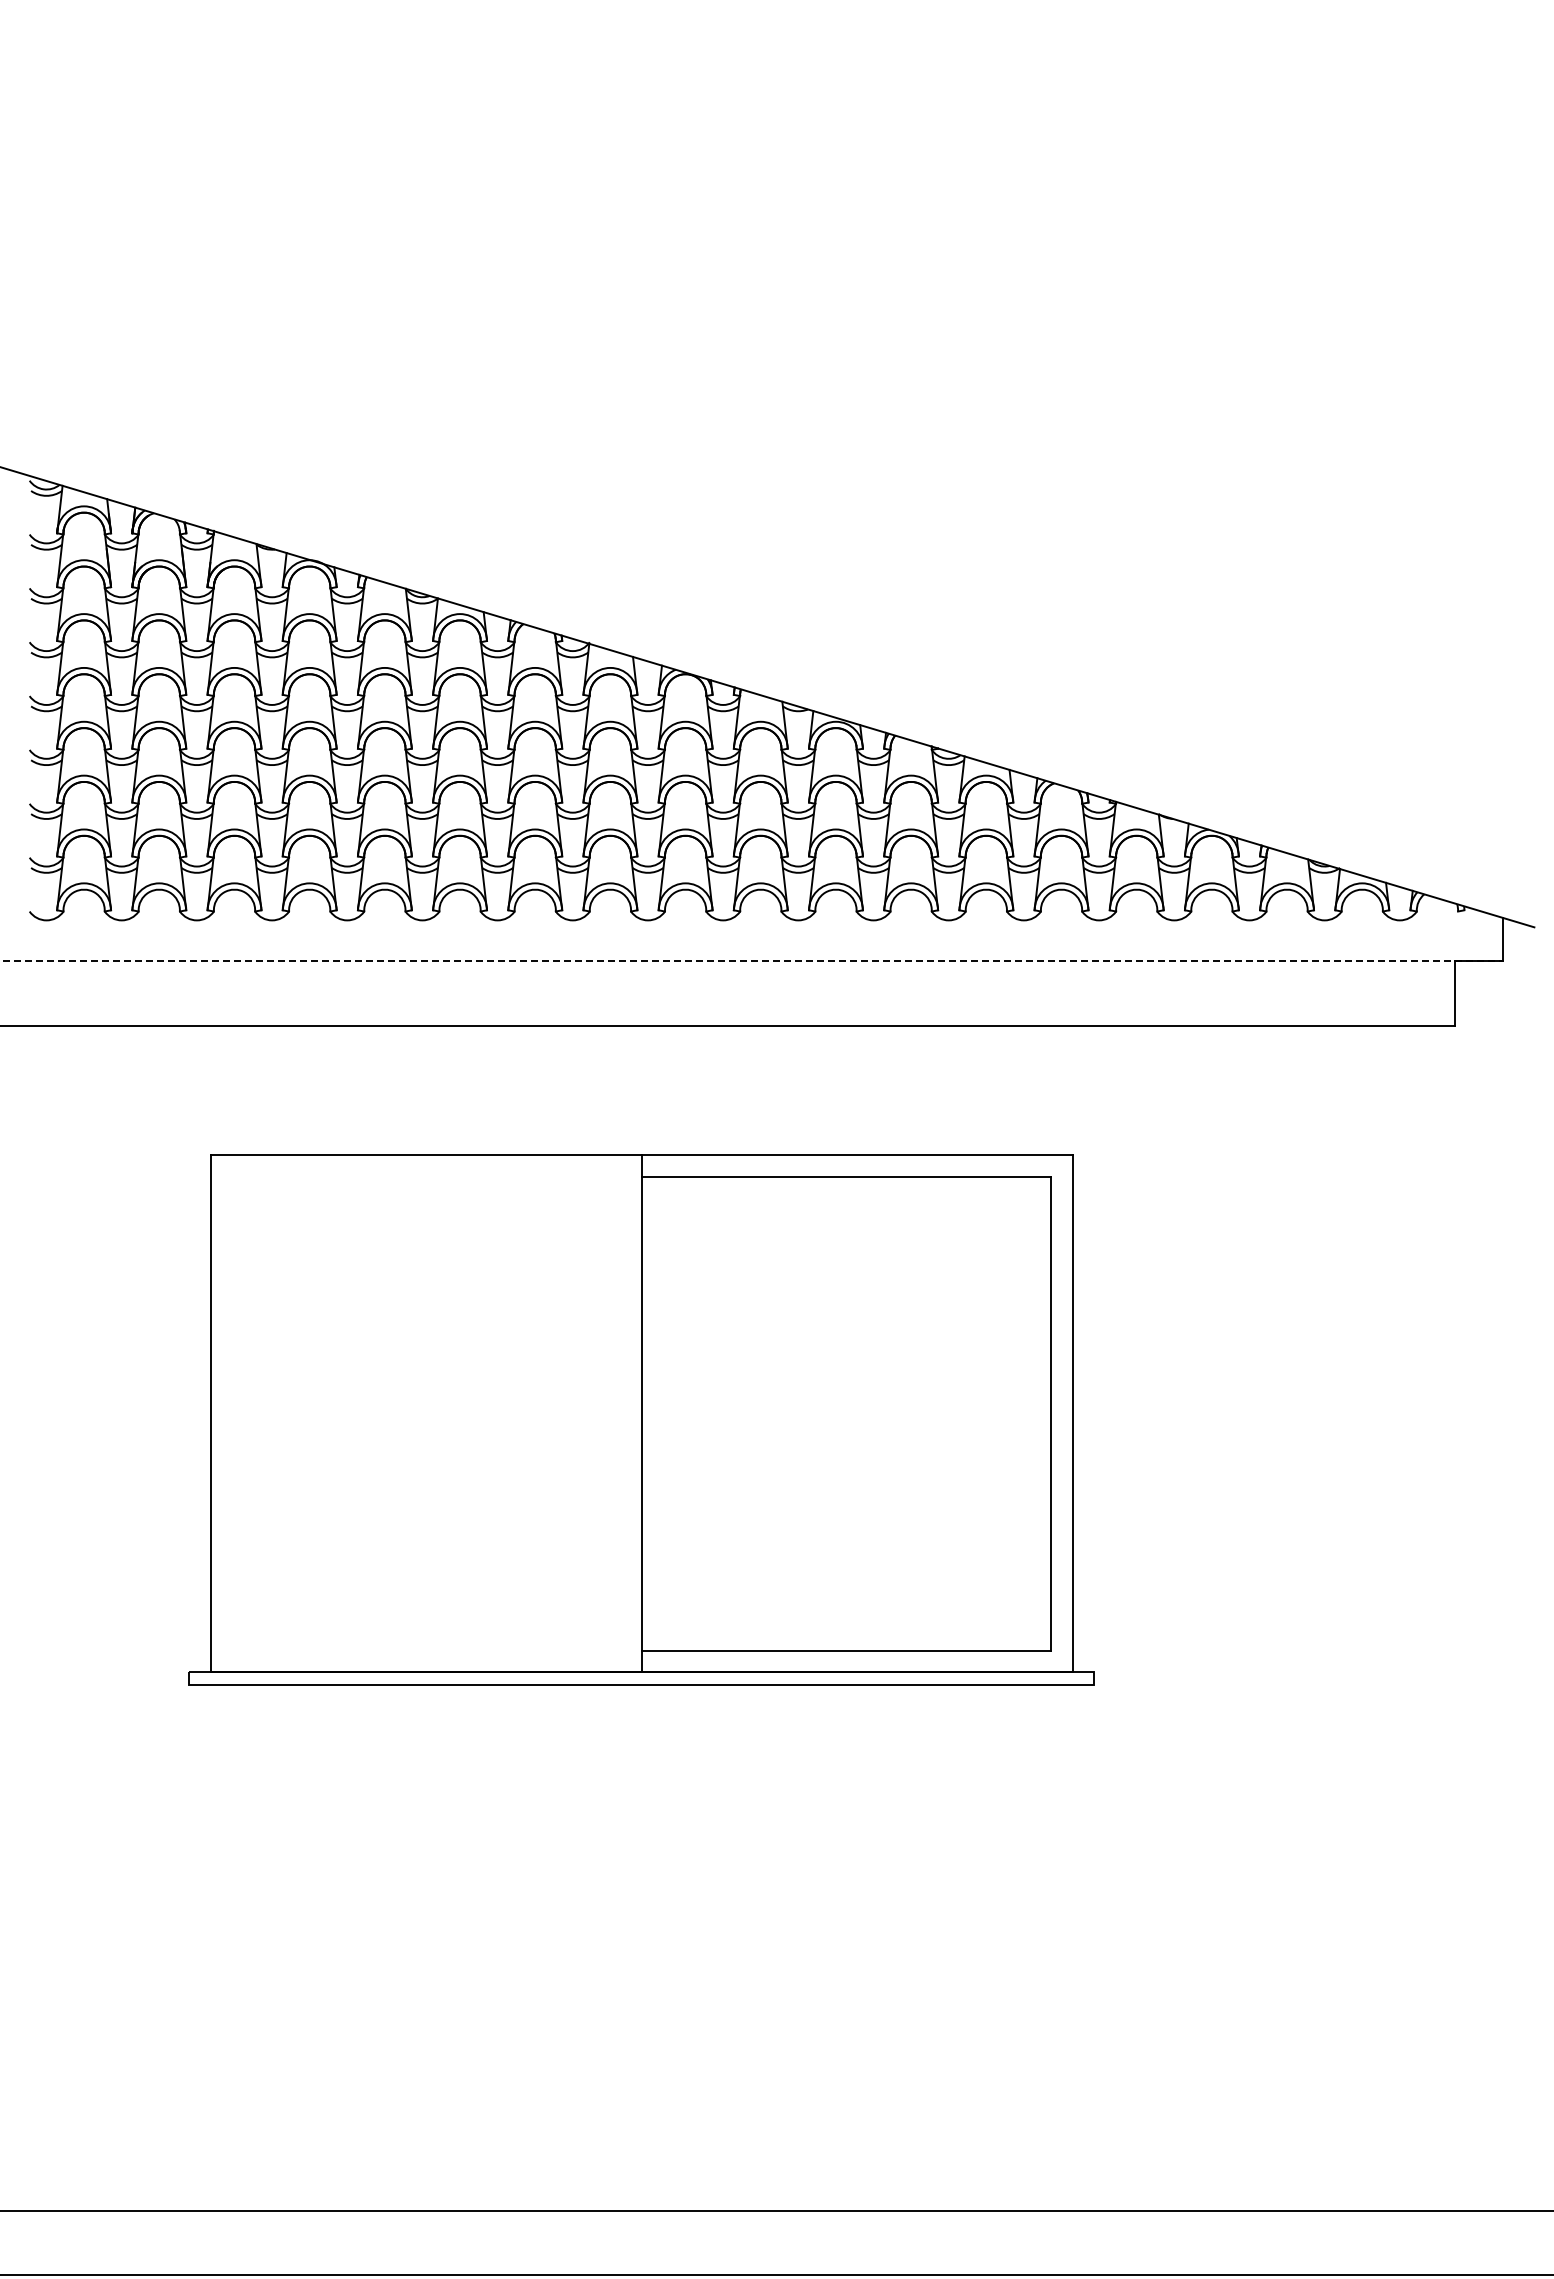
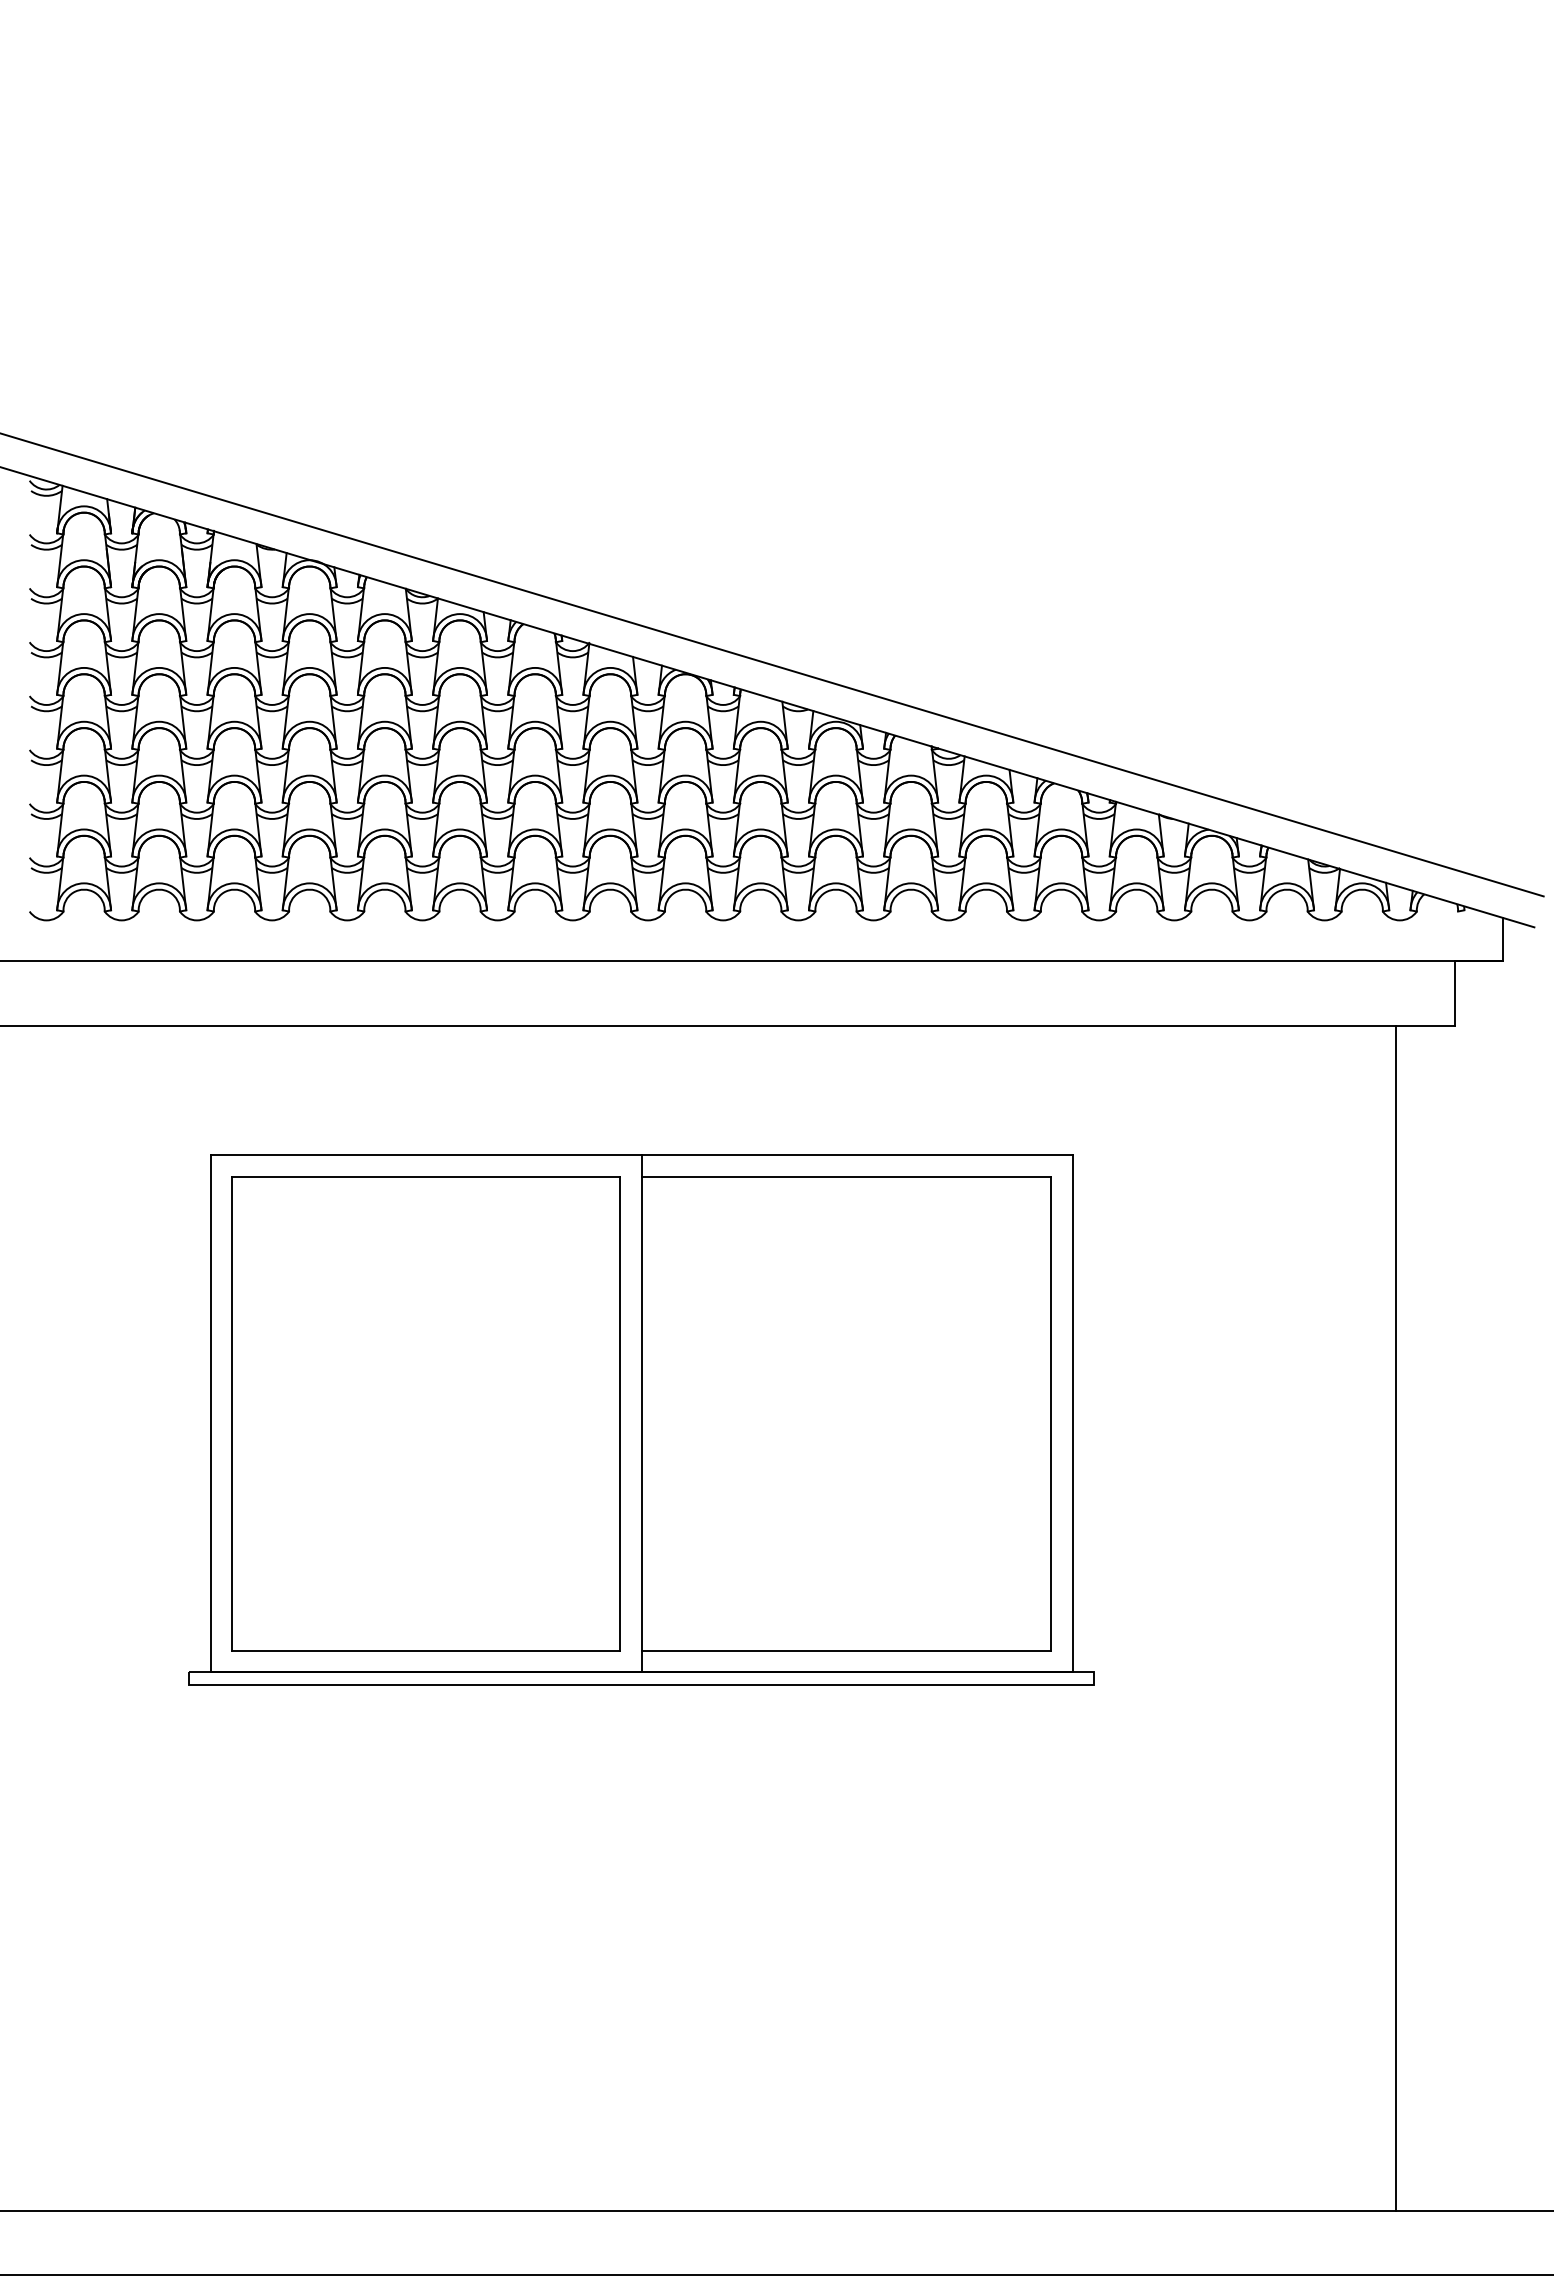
line: none -> present (772, 664)
line: dashed -> solid (752, 961)
part: none -> present (425, 1413)
line: none -> present (1395, 1617)
